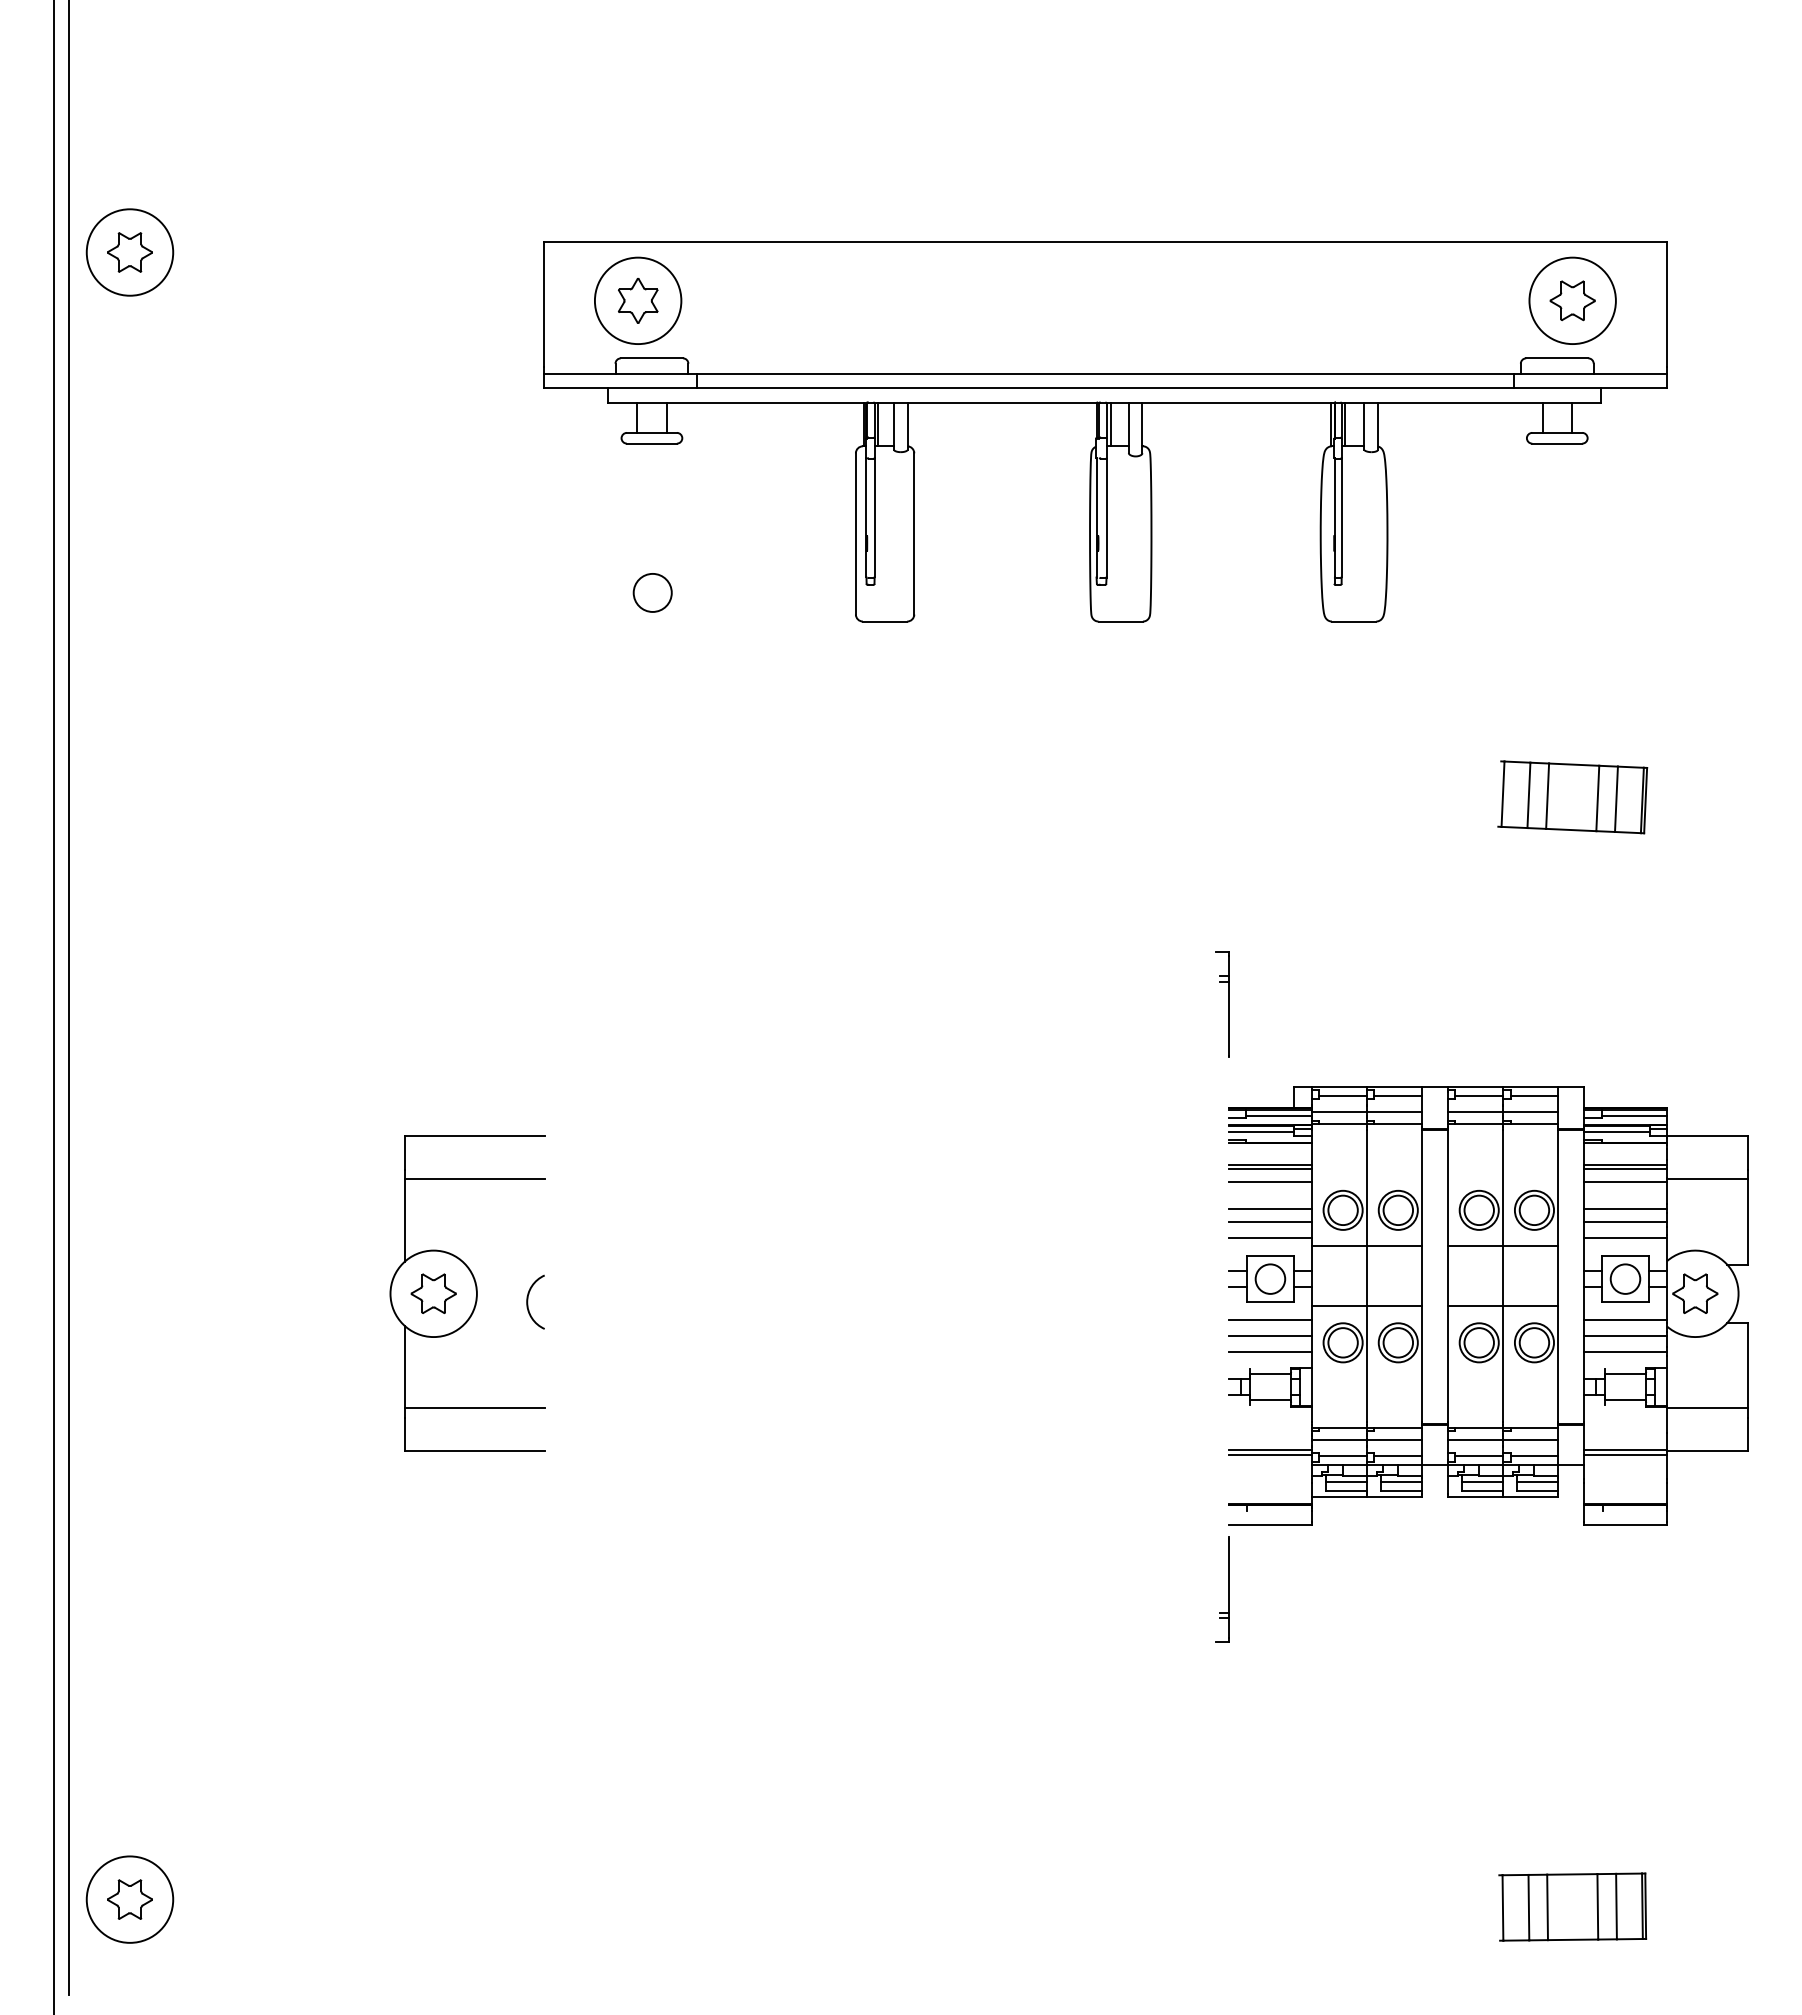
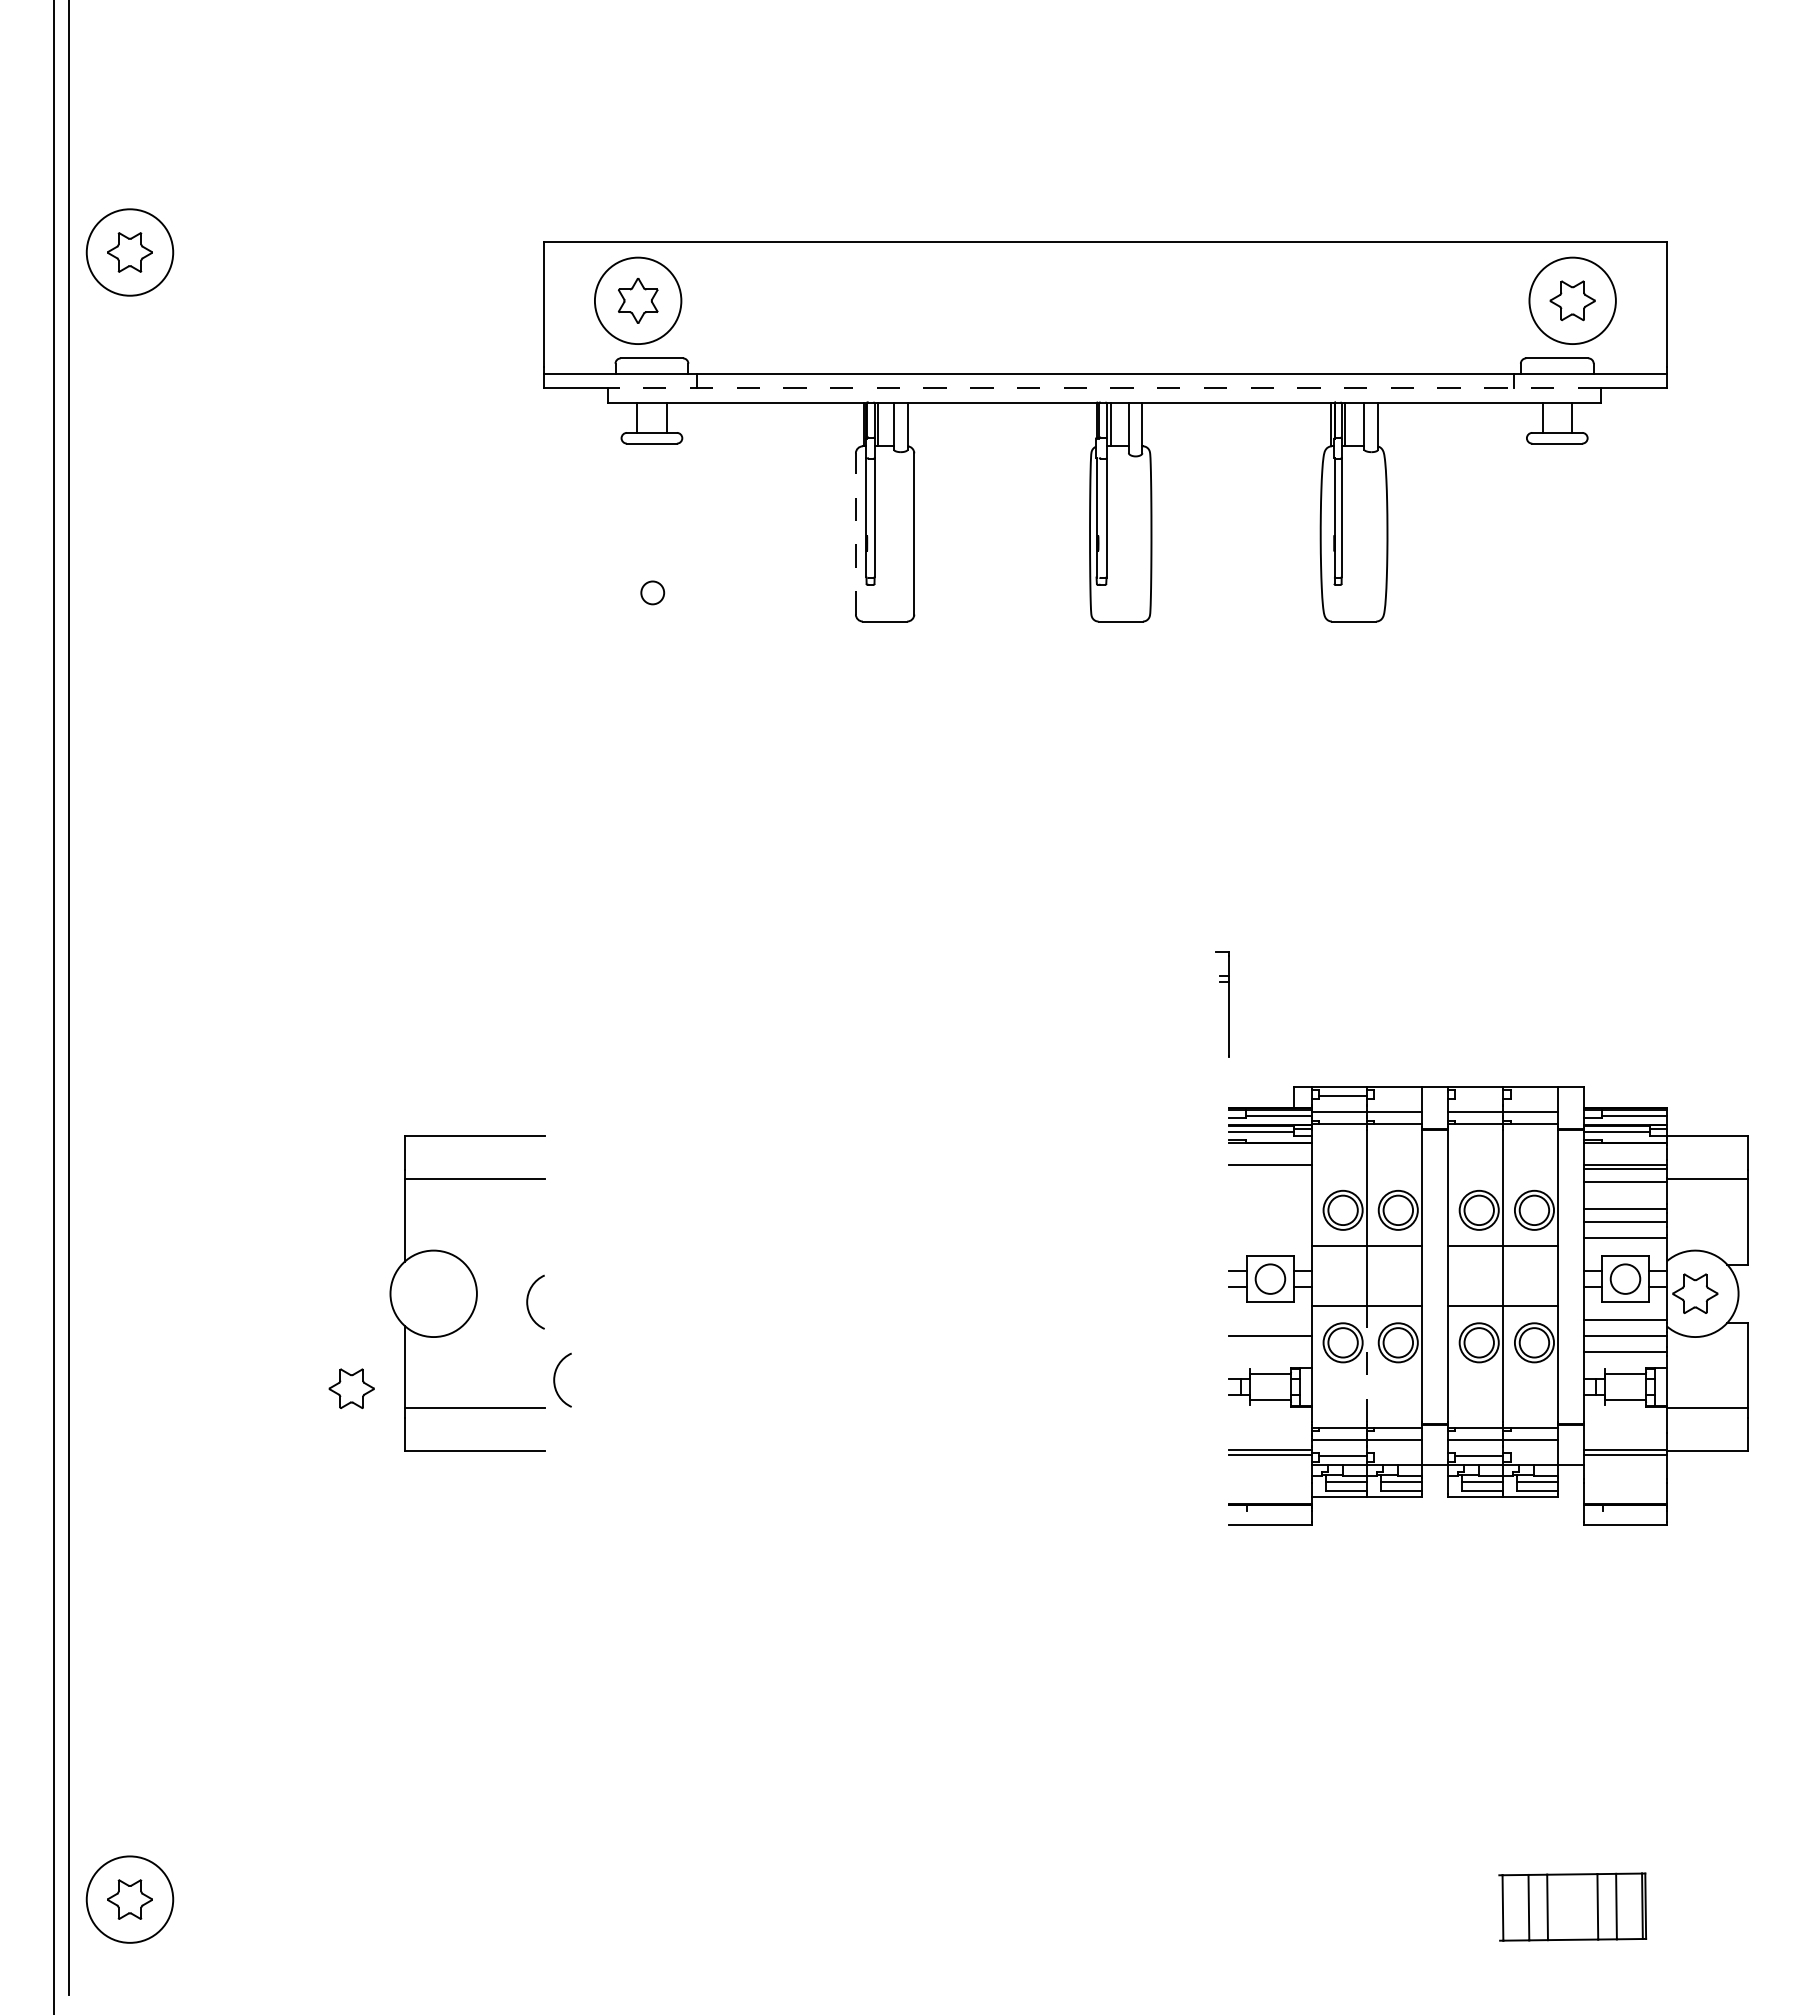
line: solid -> dashed (1103, 388)
line: solid -> dashed (855, 533)
circle diameter: 38 px -> 23 px (652, 592)
part: present -> none (1572, 797)
line: present -> none (1398, 1096)
line: present -> none (1479, 1096)
line: present -> none (1534, 1096)
line: present -> none (1270, 1168)
line: present -> none (1270, 1182)
line: present -> none (1270, 1208)
line: present -> none (1270, 1221)
line: present -> none (1270, 1238)
part position: (433, 1293) -> (351, 1388) (351, 1388)
line: present -> none (1270, 1320)
line: present -> none (1270, 1351)
line: solid -> dashed (1367, 1364)
arc: none -> present (555, 1379)
line: present -> none (1398, 1455)
line: present -> none (1534, 1455)
part: present -> none (1222, 1589)
